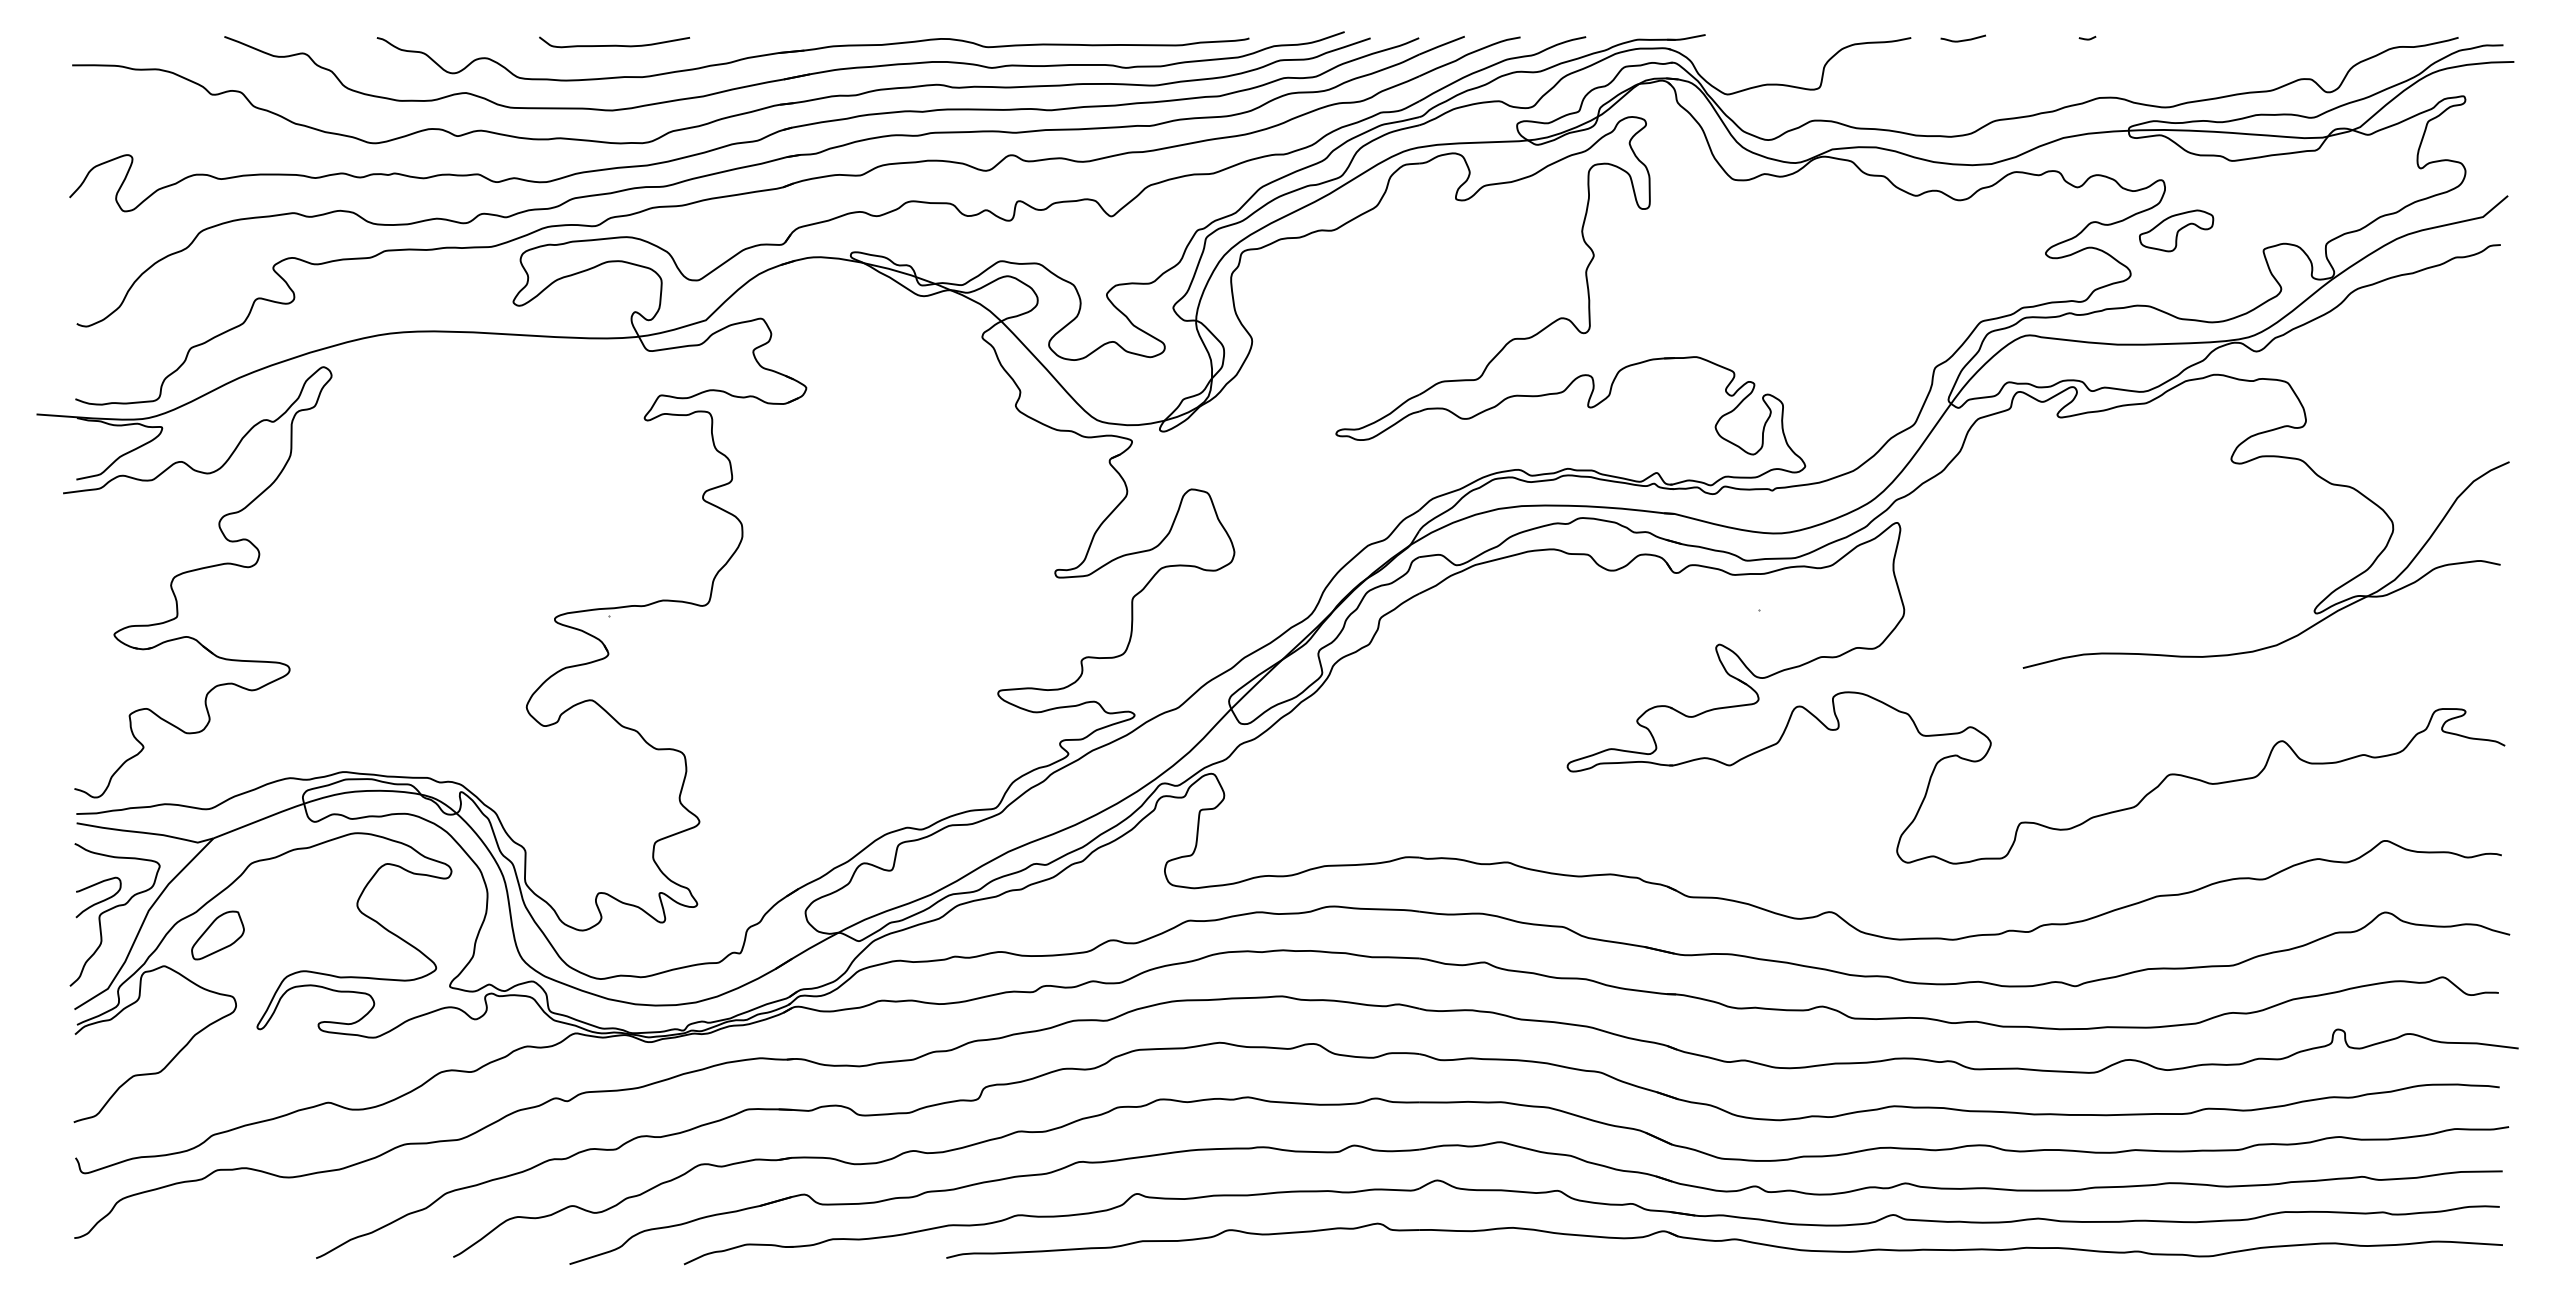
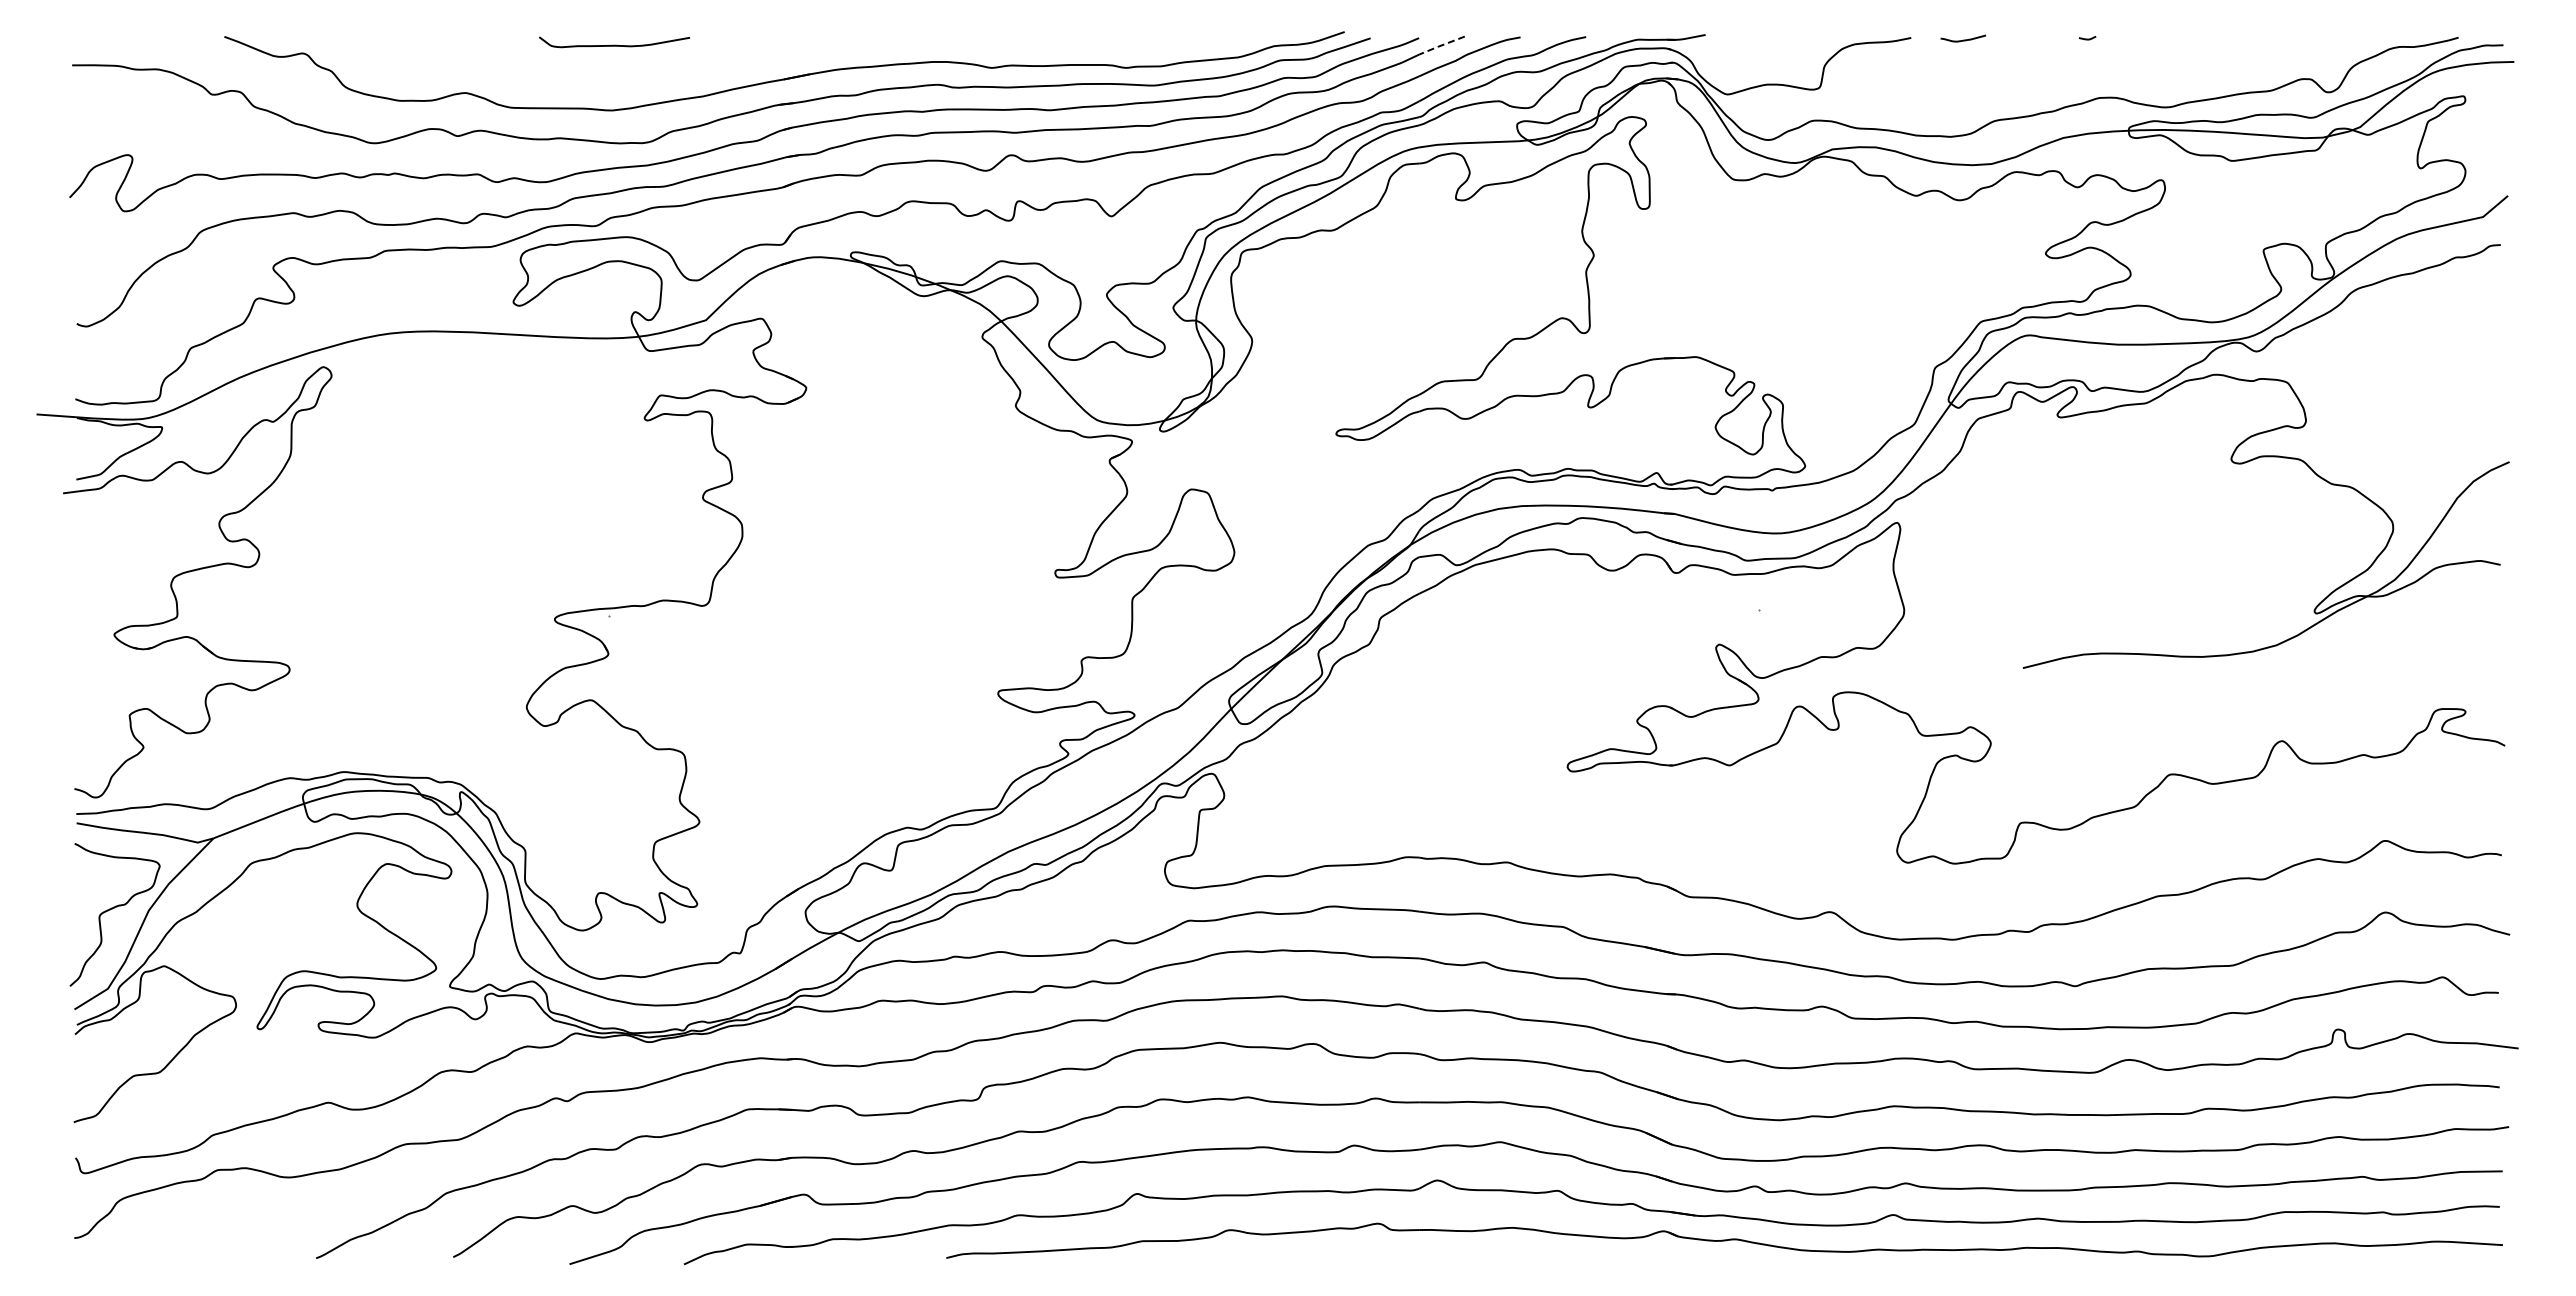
line: solid -> dashed (1440, 45)
part: present -> none (812, 50)
part: present -> none (2176, 230)
curve: present -> none (98, 901)
part: present -> none (217, 935)
